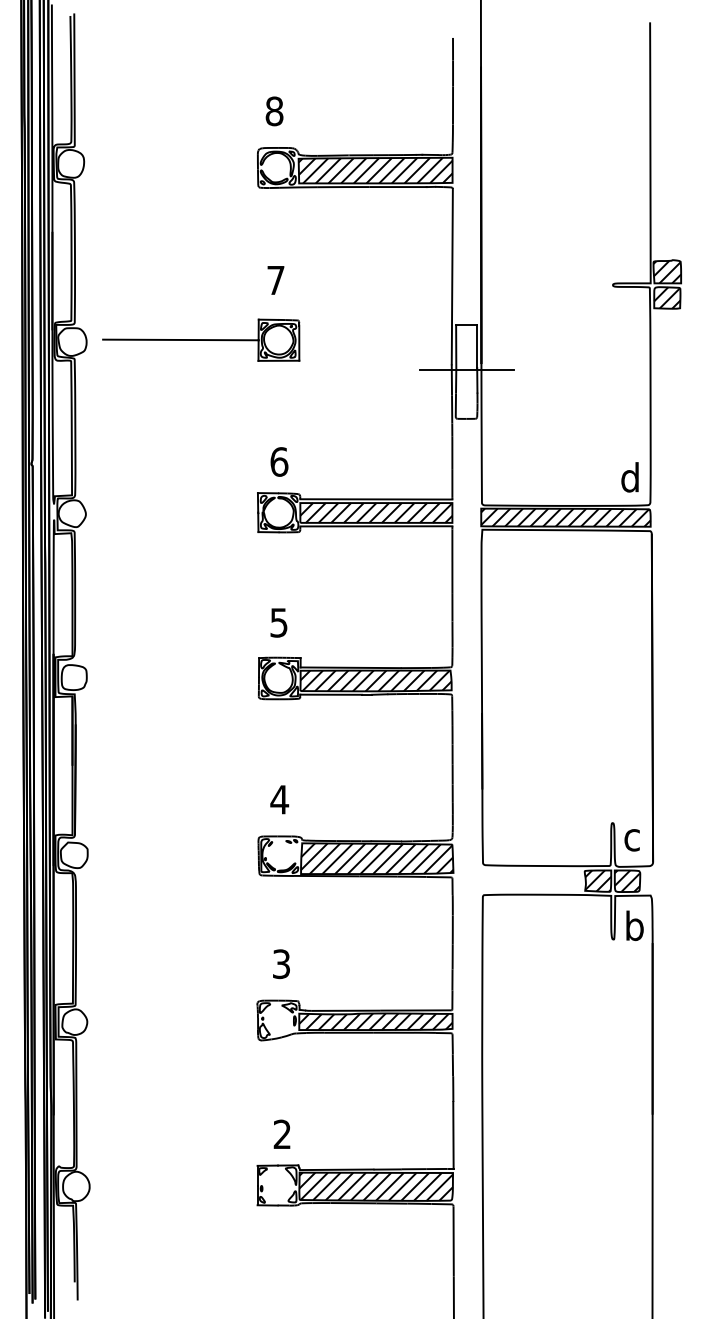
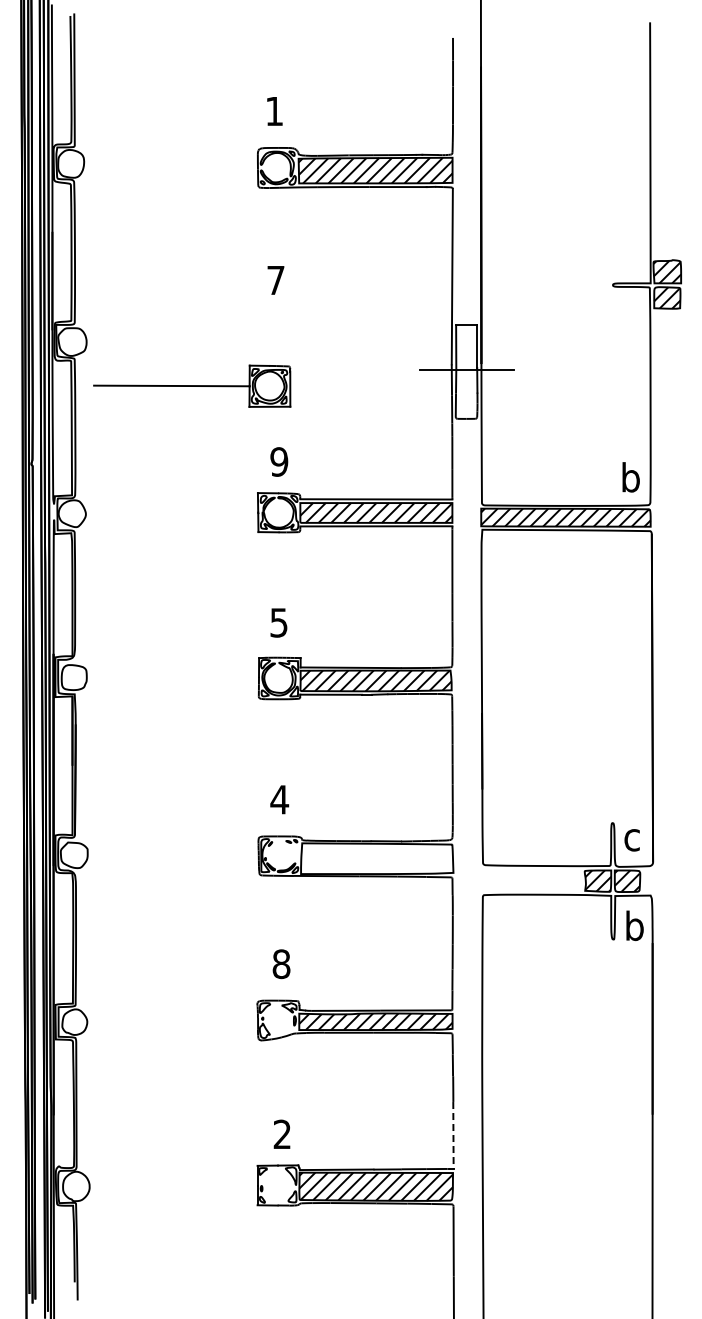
text: 8 -> 1 (274, 111)
part position: (201, 339) -> (192, 385) (192, 385)
text: 6 -> 9 (279, 461)
text: d -> b (630, 477)
hatch: present -> none (377, 858)
text: 3 -> 8 (281, 964)
line: solid -> dashed (453, 1136)
